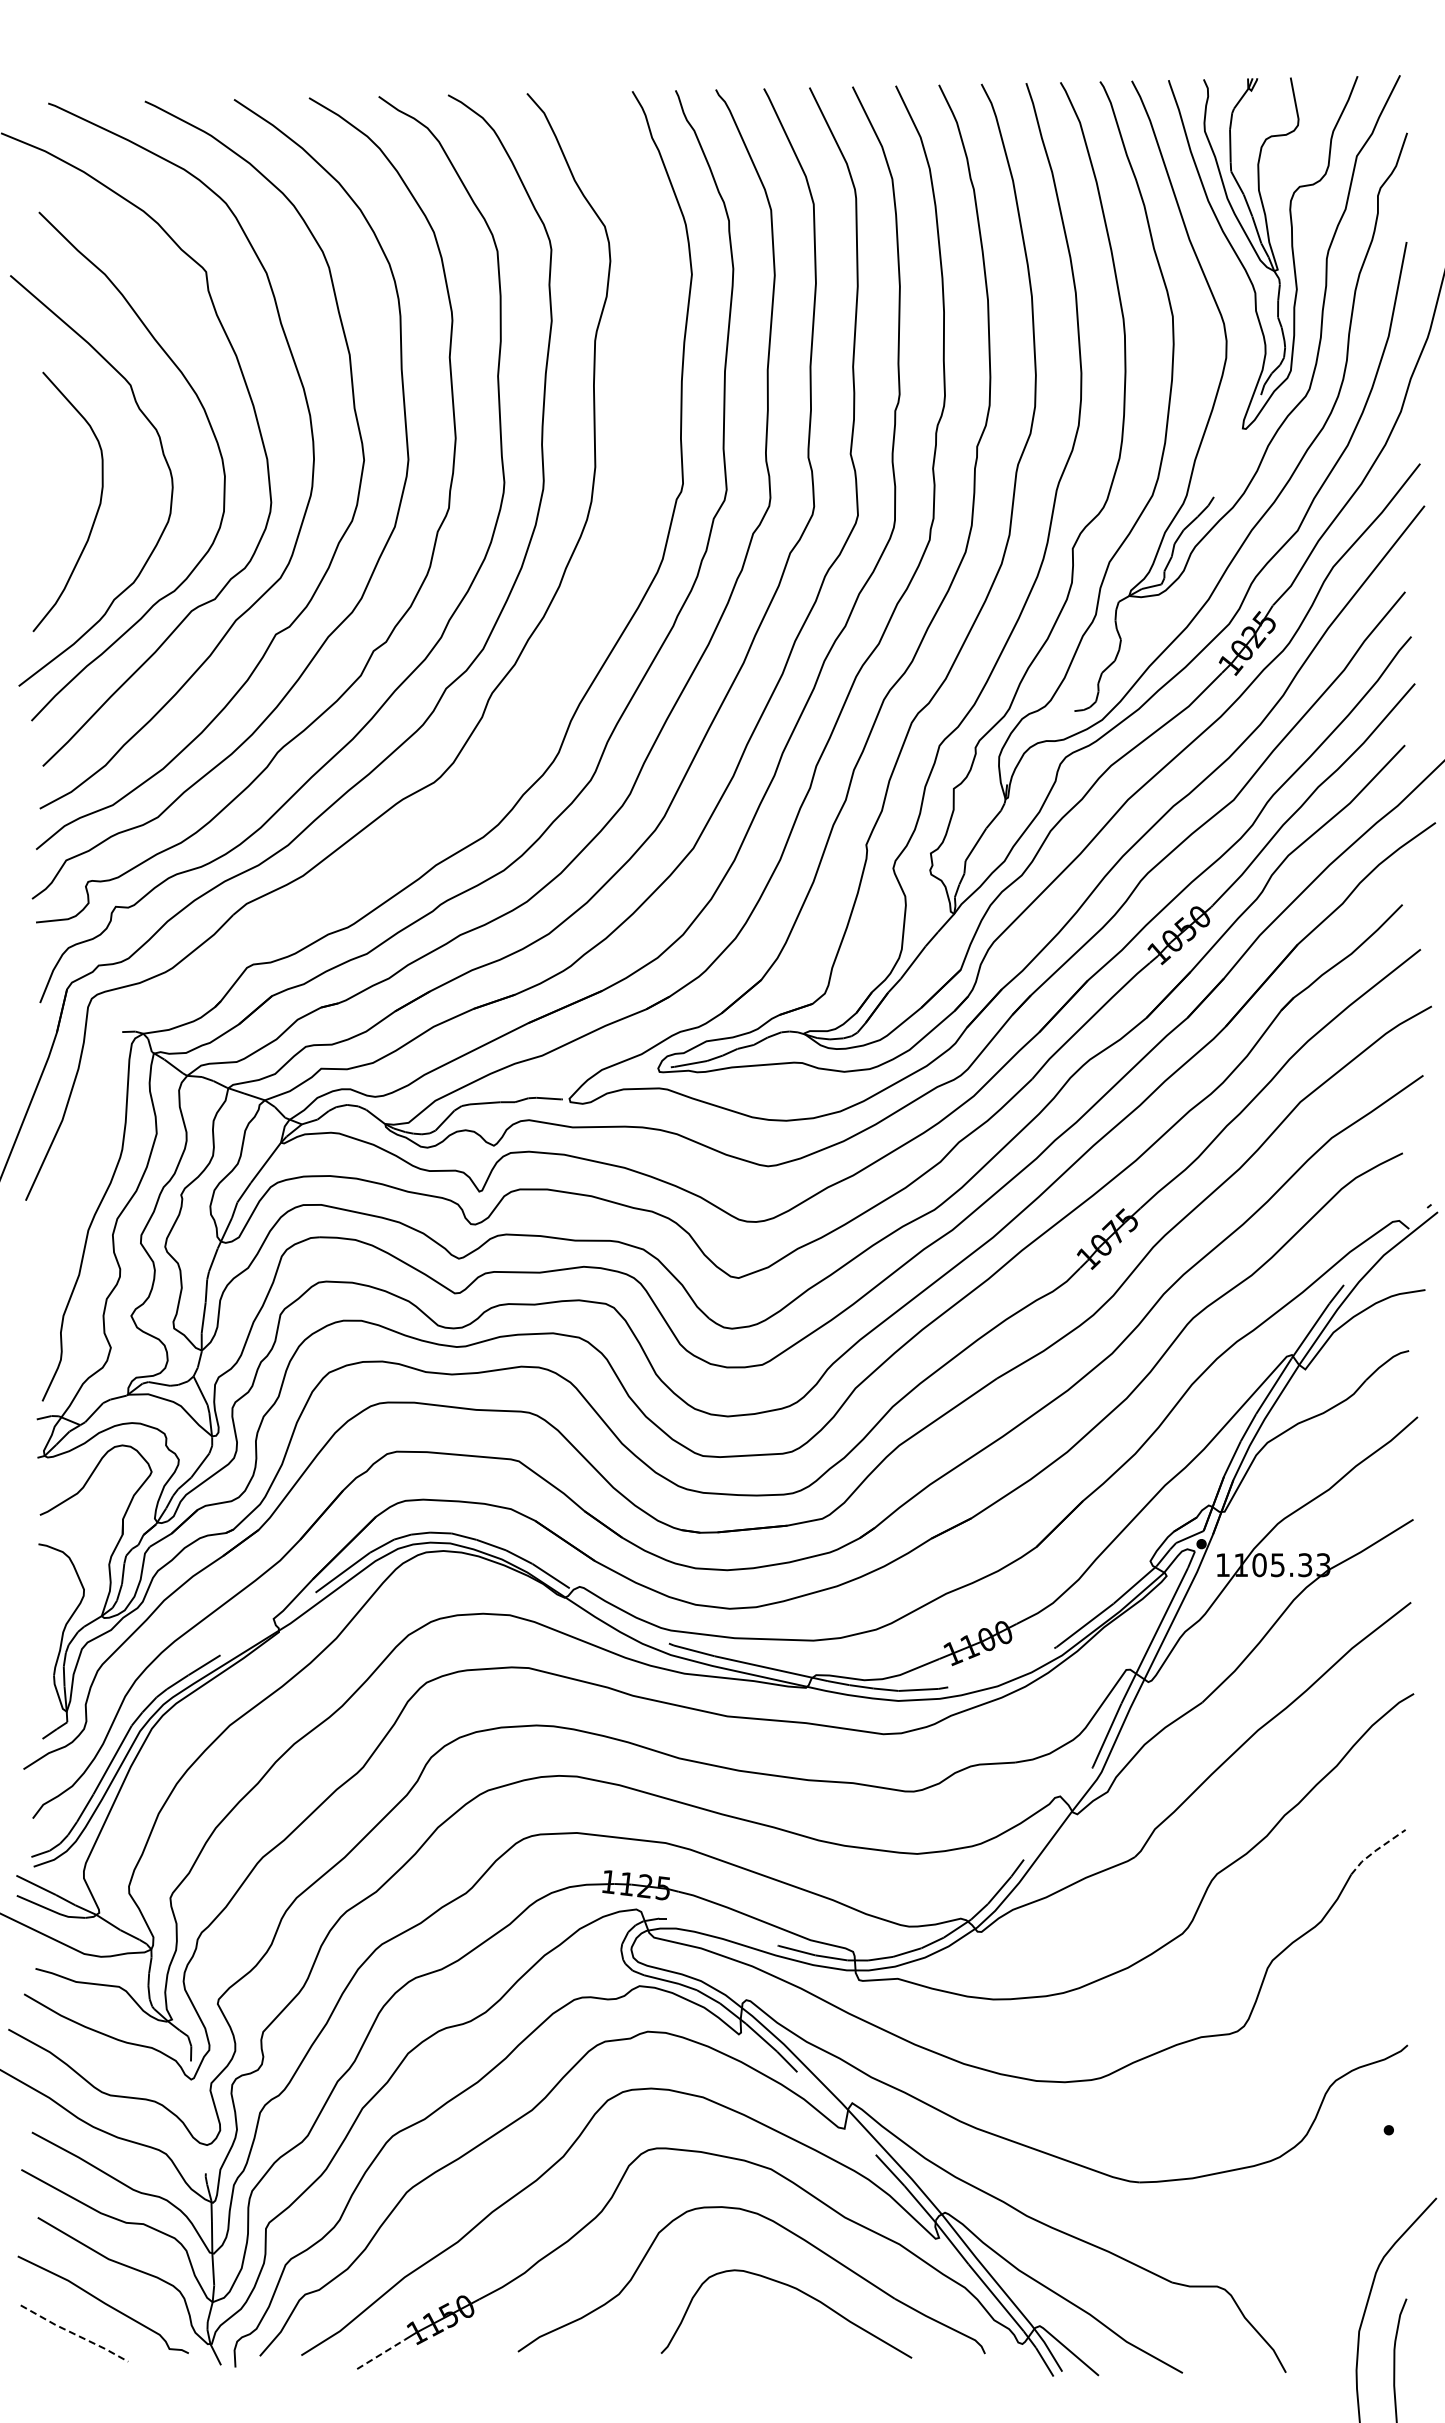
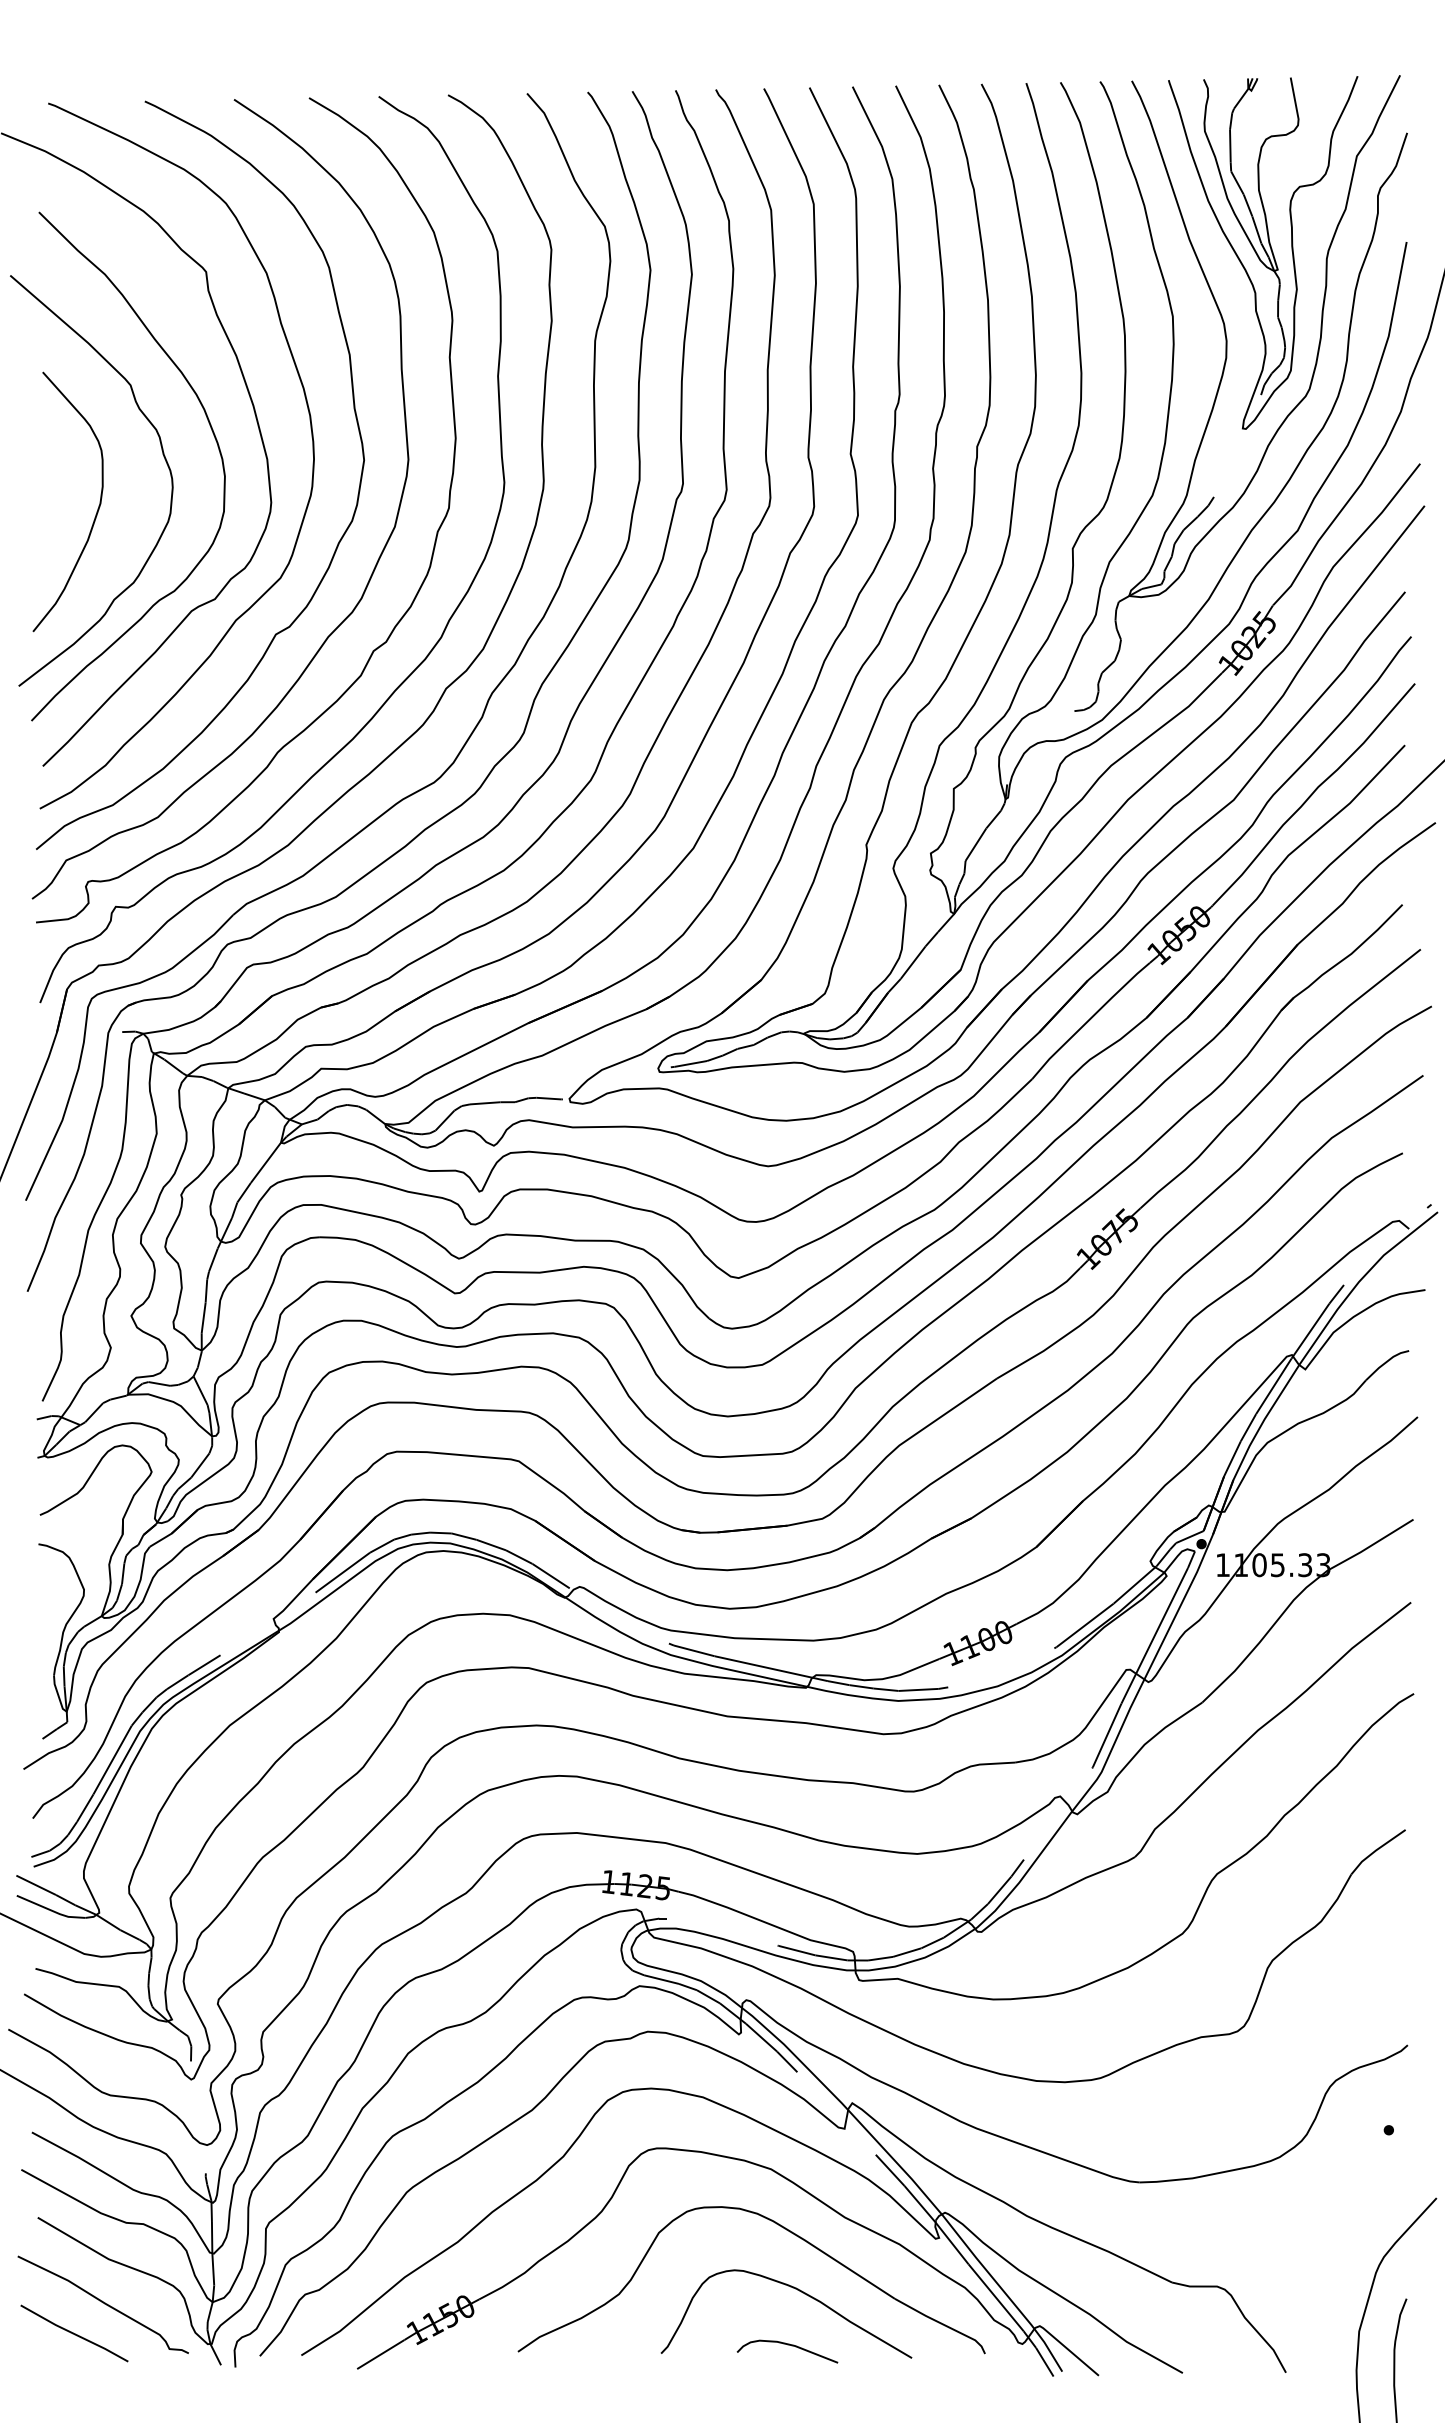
part: none -> present (427, 826)
line: dashed -> solid (1376, 1850)
line: dashed -> solid (74, 2334)
curve: none -> present (787, 2345)
line: dashed -> solid (380, 2354)
